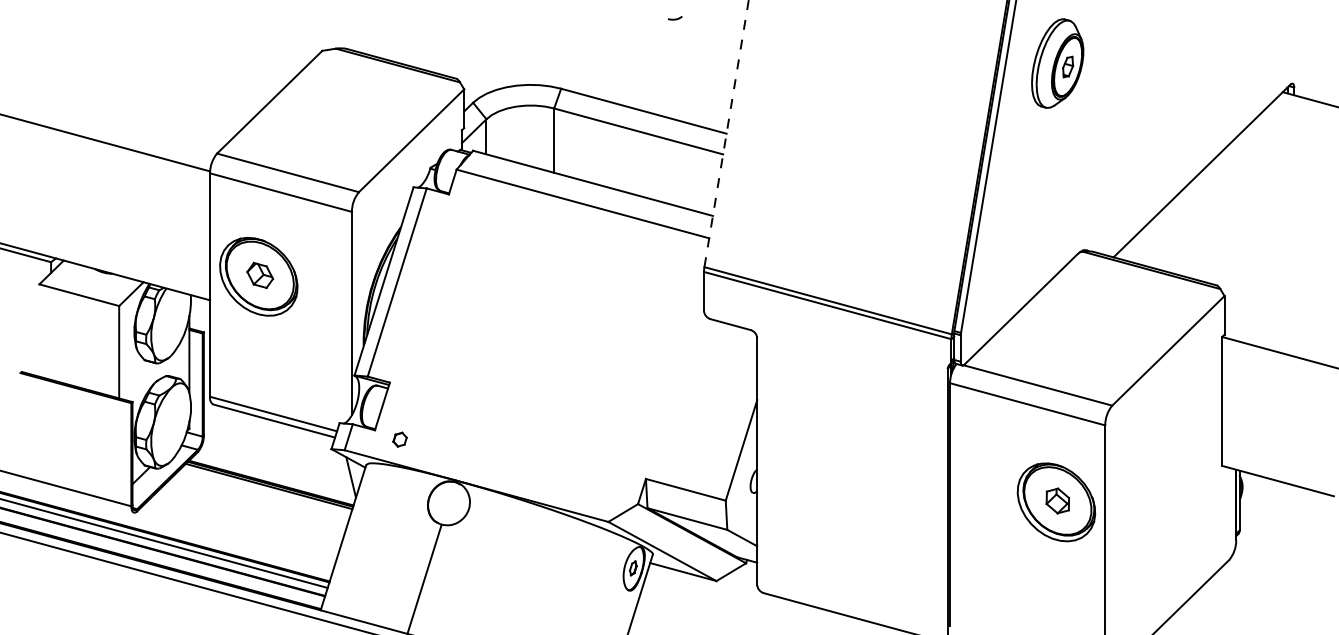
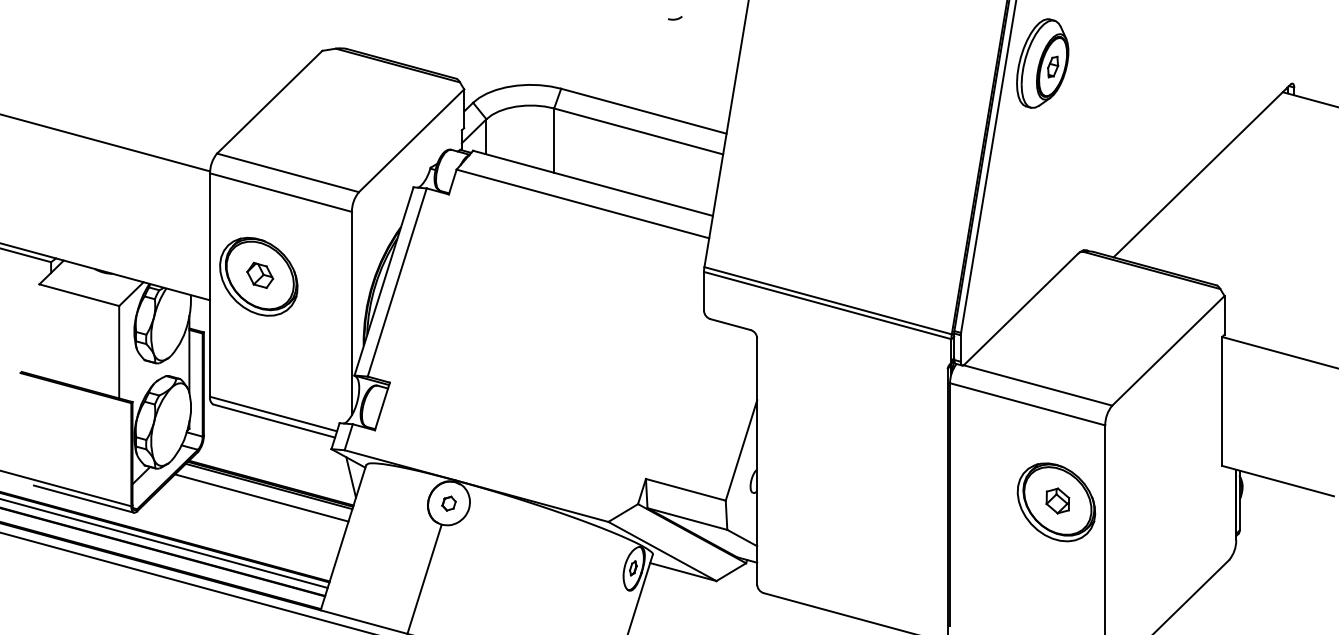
part position: (1057, 63) -> (1042, 63) (1042, 63)
line: dashed -> solid (726, 133)
part position: (399, 439) -> (448, 503) (448, 503)
line: none -> present (261, 497)
line: none -> present (83, 498)
